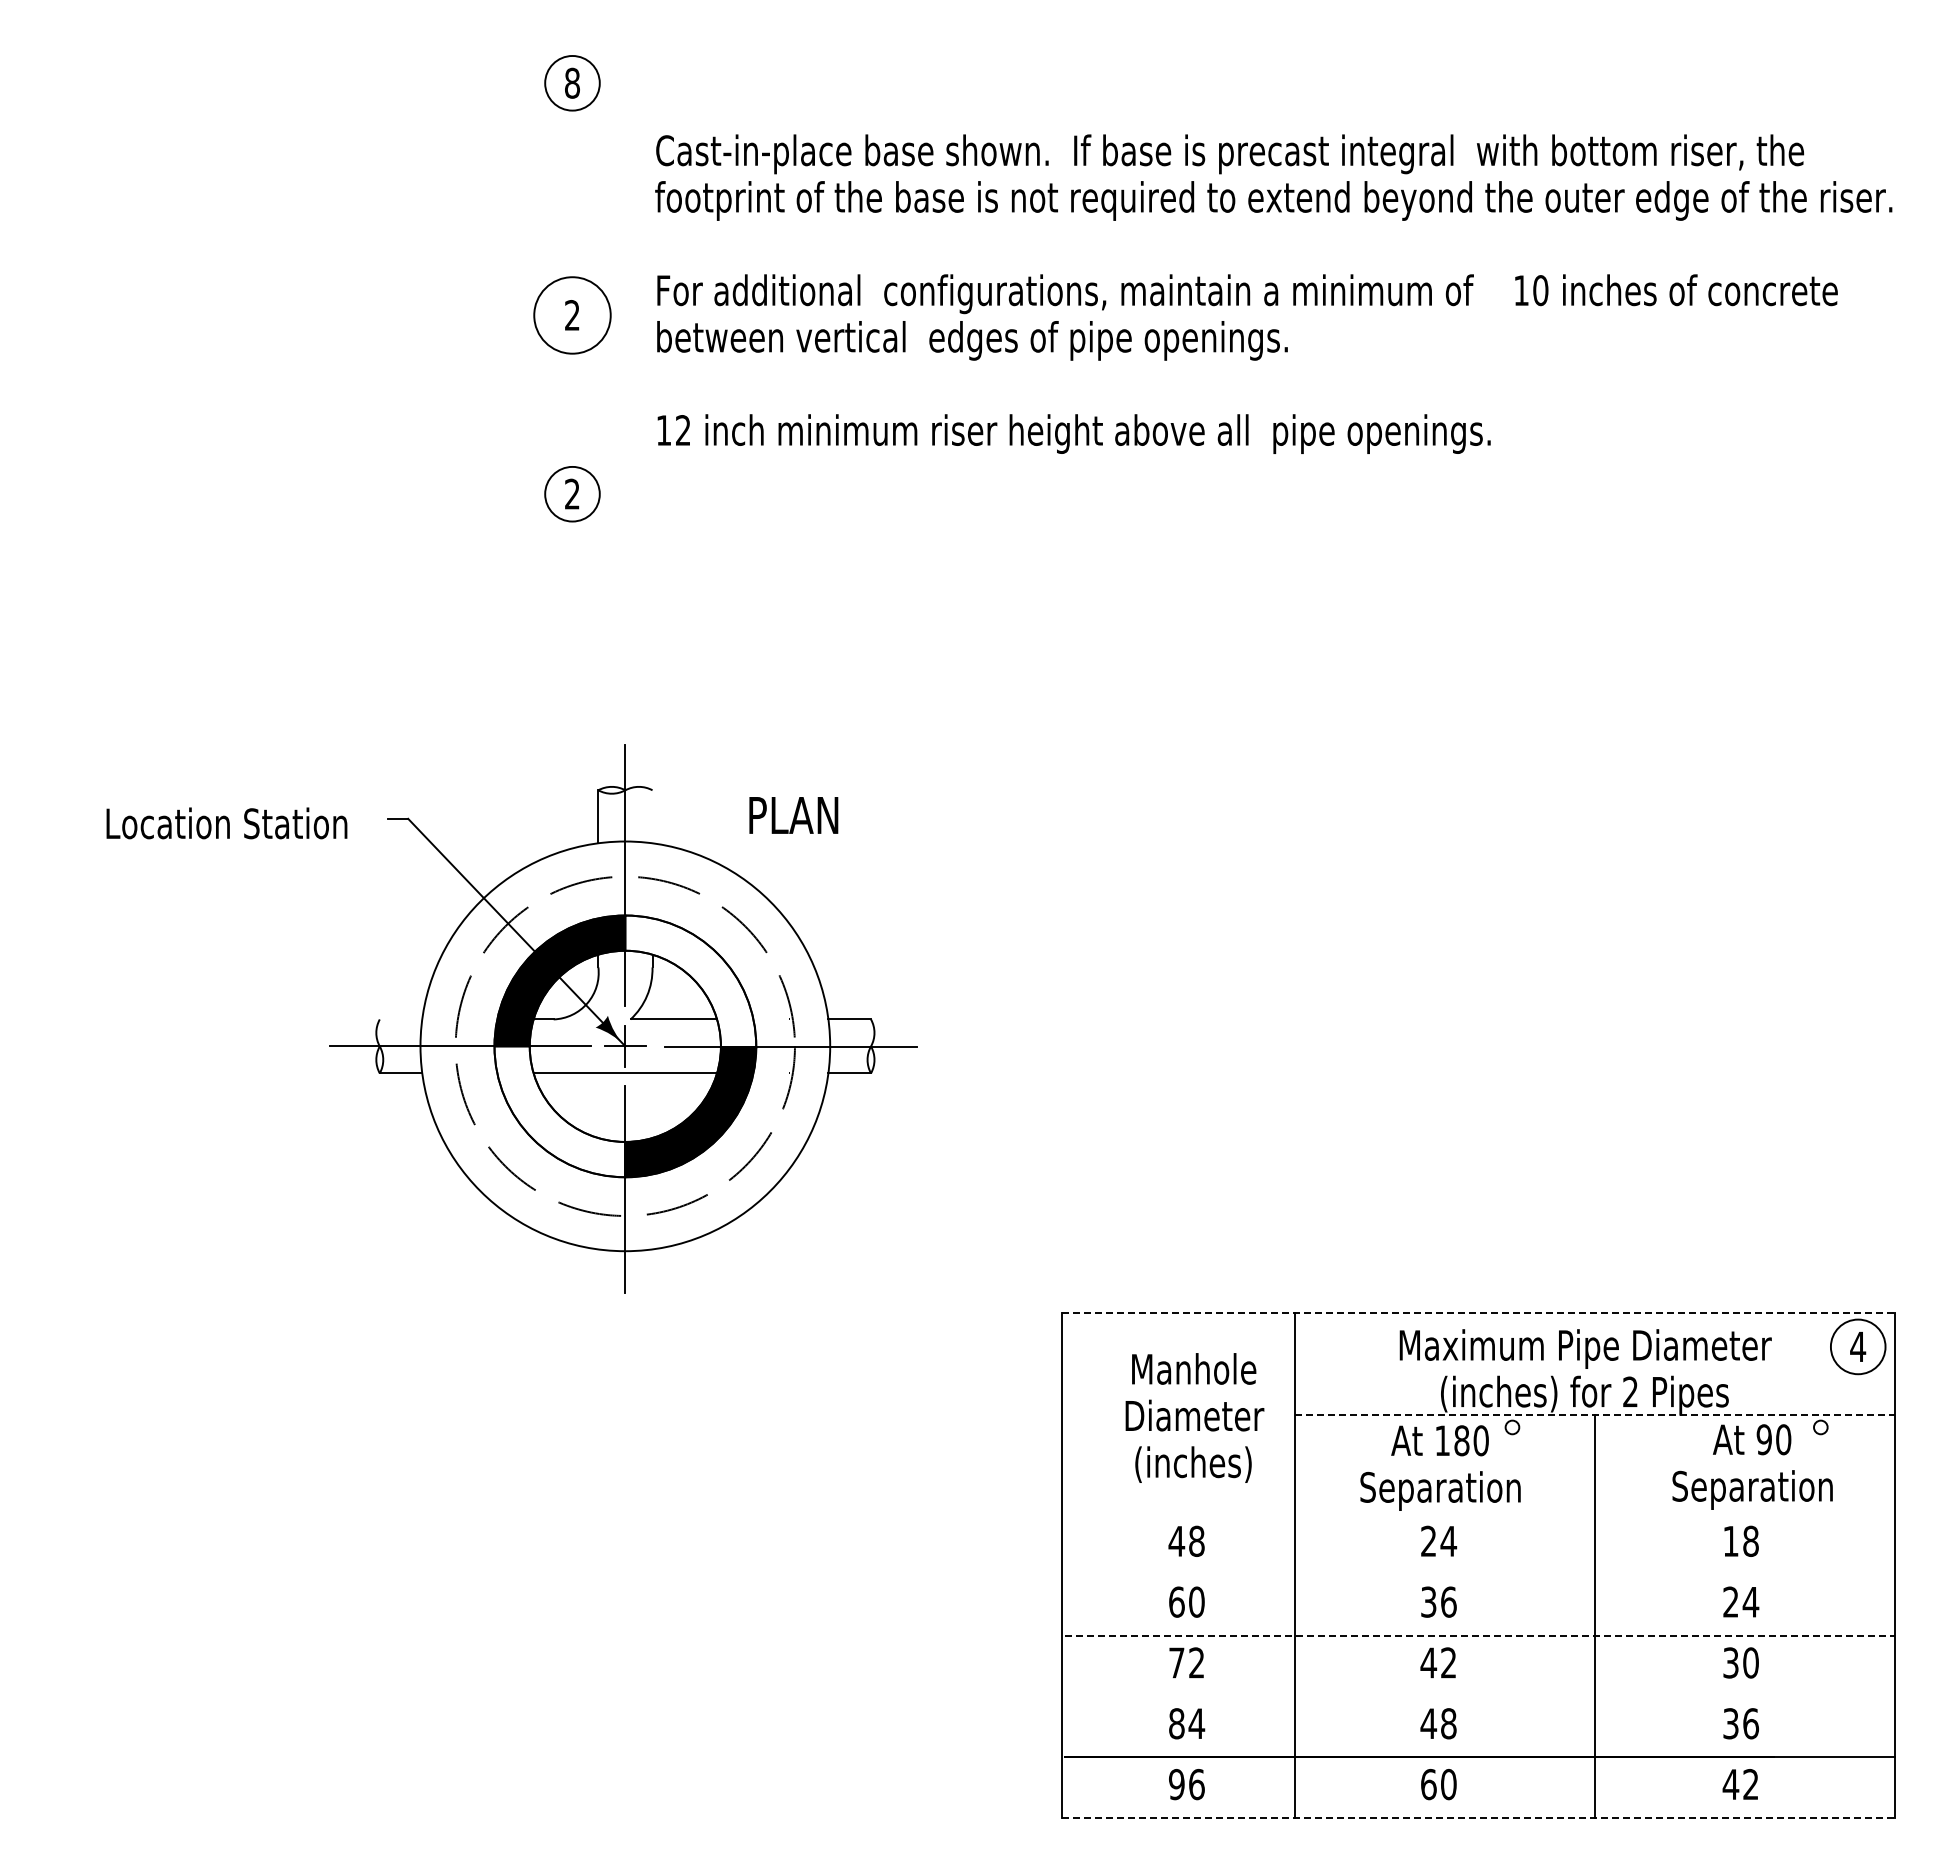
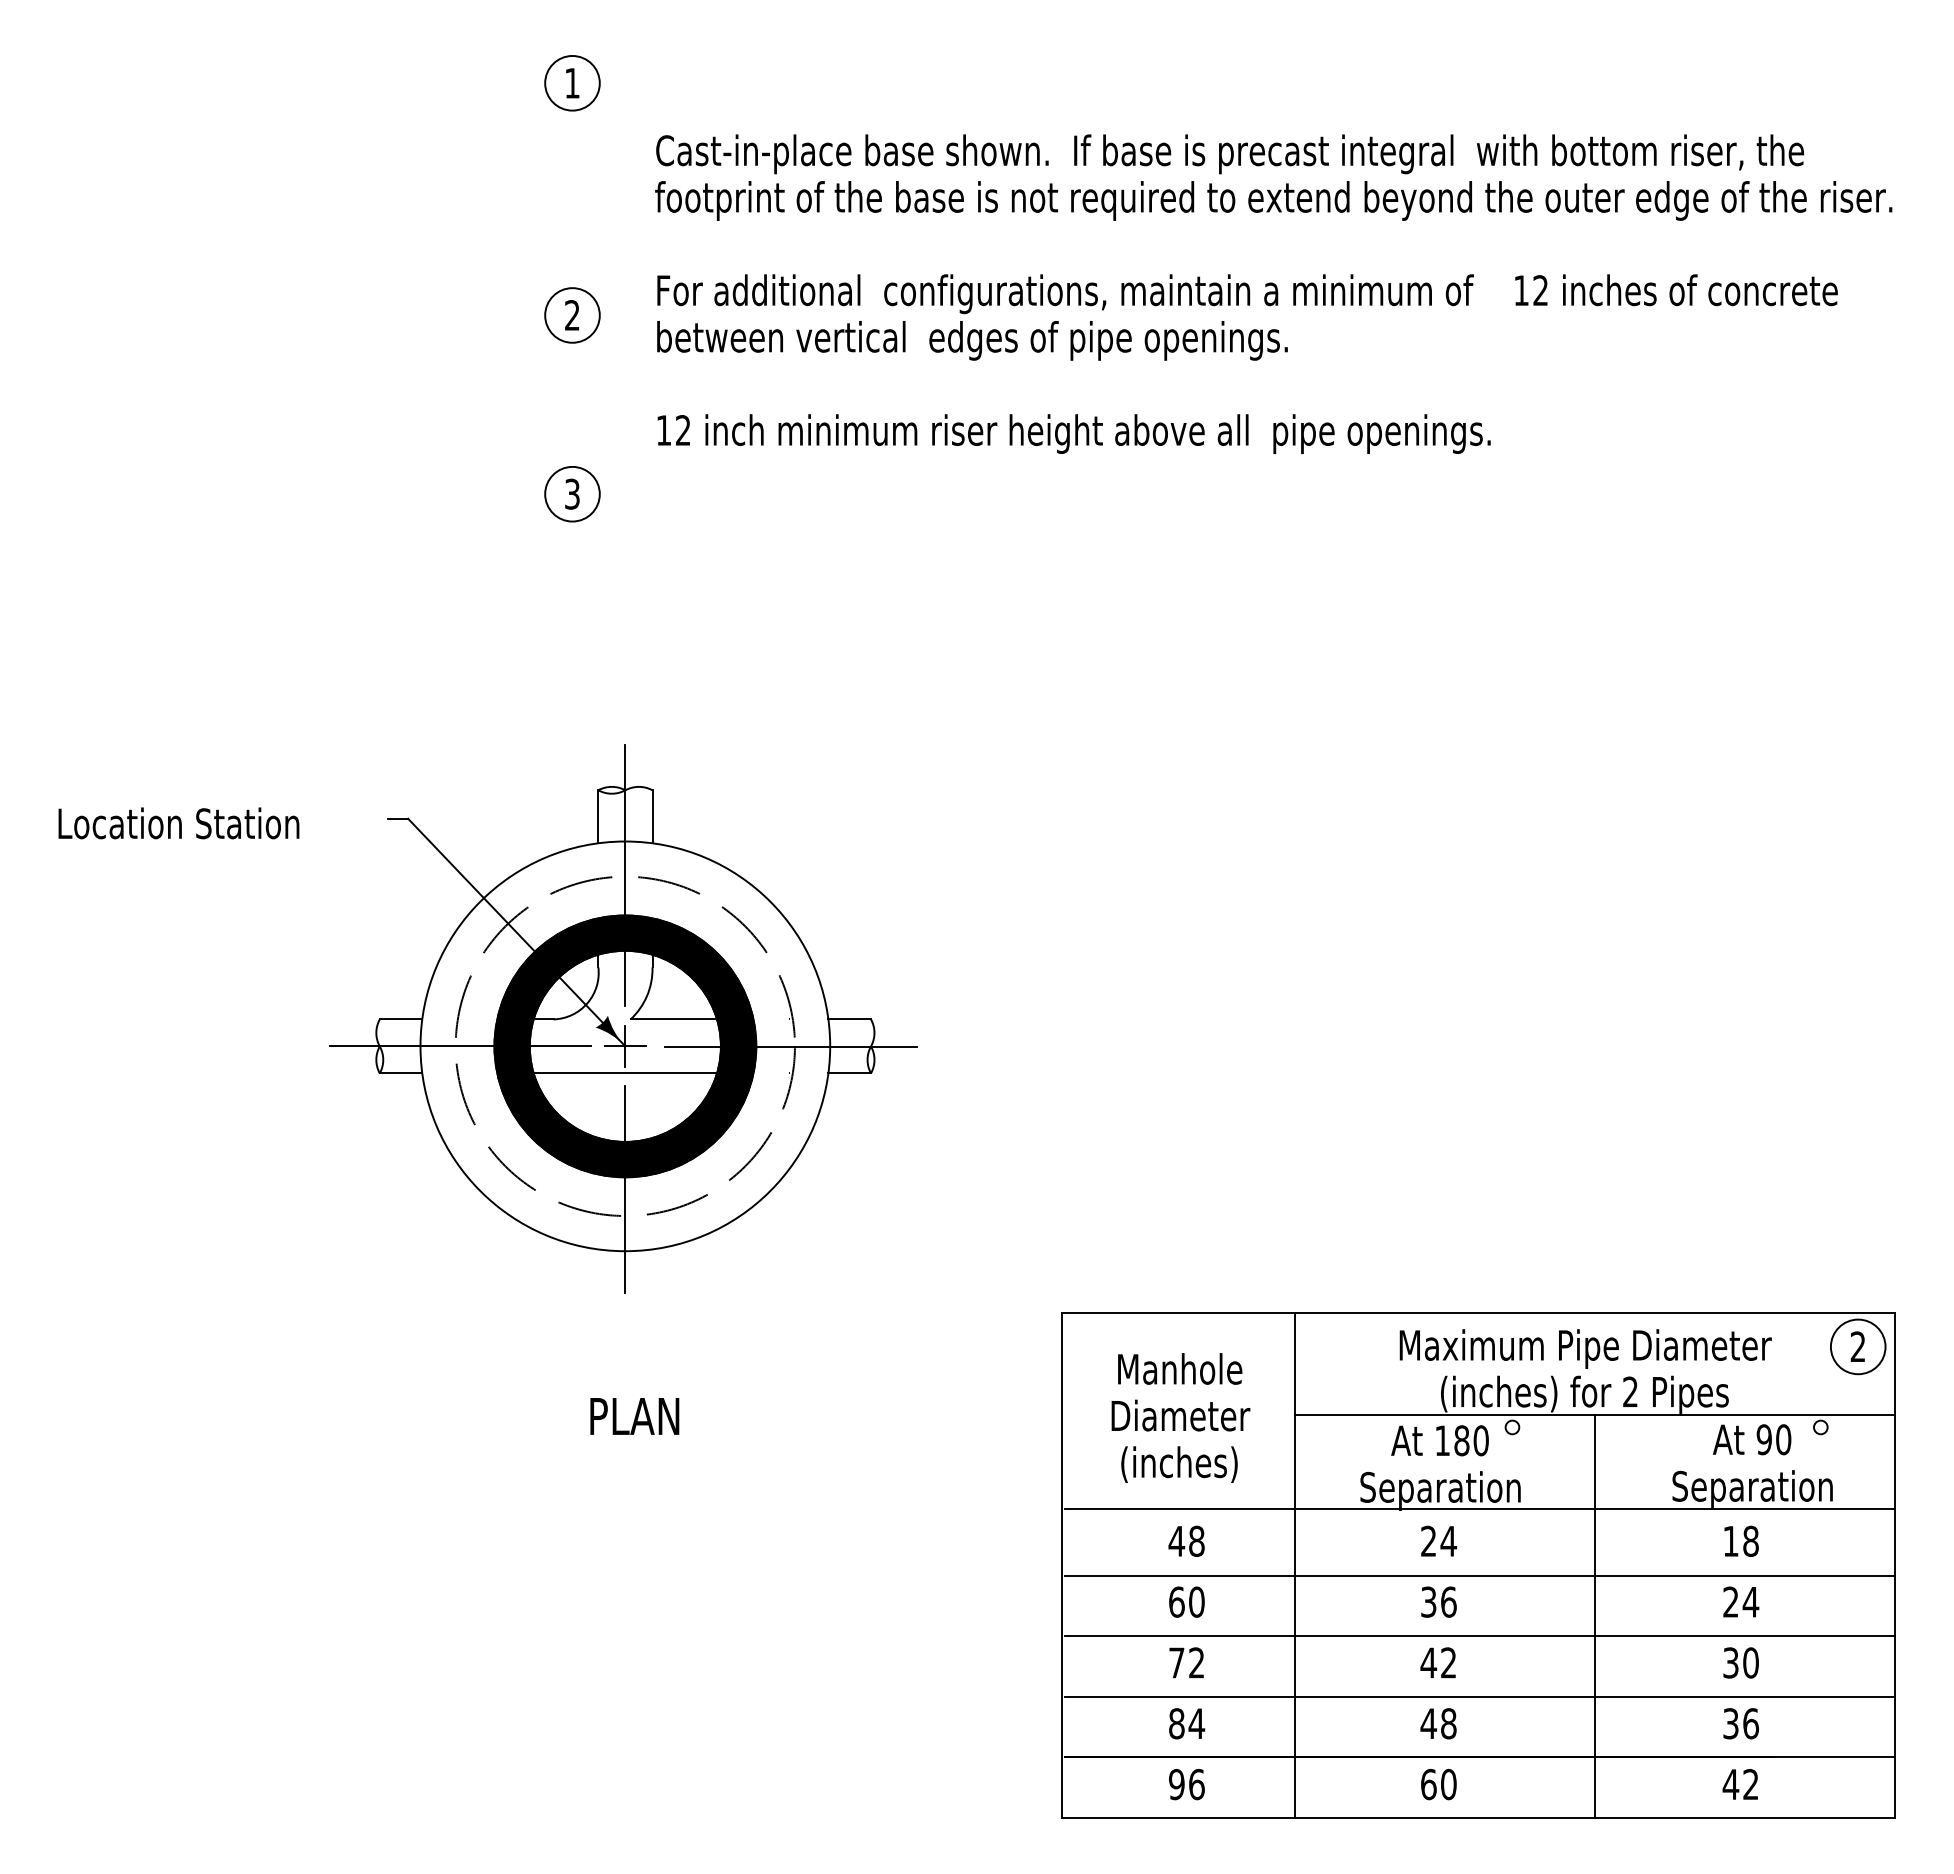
text: 8 -> 1 (572, 82)
text: 10 -> 12 (1540, 290)
circle diameter: 76 px -> 55 px (572, 315)
text: 2 -> 3 (572, 494)
text position: (793, 815) -> (634, 1416) (634, 1416)
line: none -> present (652, 816)
text position: (226, 823) -> (178, 823) (178, 823)
fill: none -> present (690, 981)
line: none -> present (400, 1019)
fill: none -> present (559, 1111)
line: dashed -> solid (1478, 1312)
text: 4 -> 2 (1858, 1346)
line: dashed -> solid (1595, 1414)
text position: (1194, 1417) -> (1180, 1417) (1180, 1417)
line: none -> present (1479, 1509)
line: none -> present (1479, 1575)
line: dashed -> solid (1480, 1636)
line: none -> present (1479, 1696)
line: dashed -> solid (1478, 1817)
